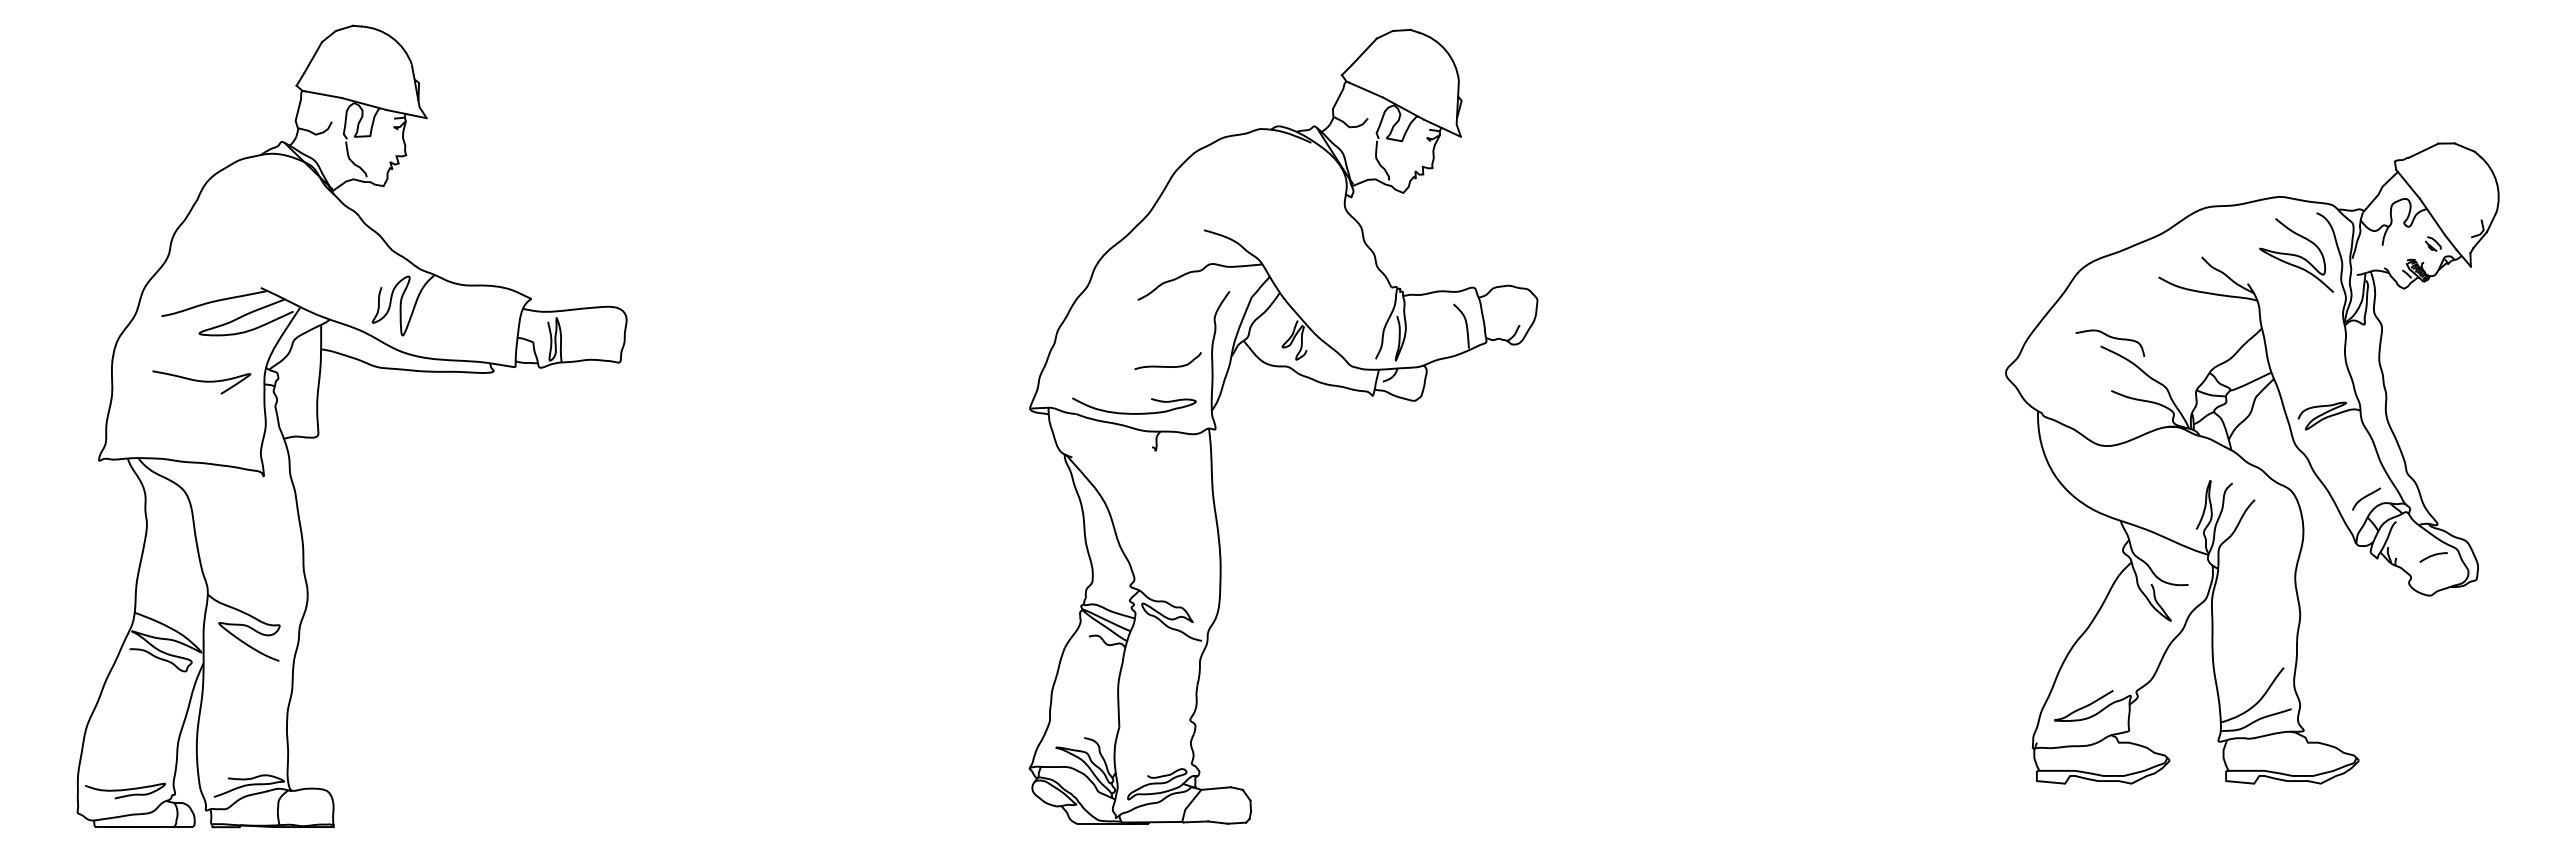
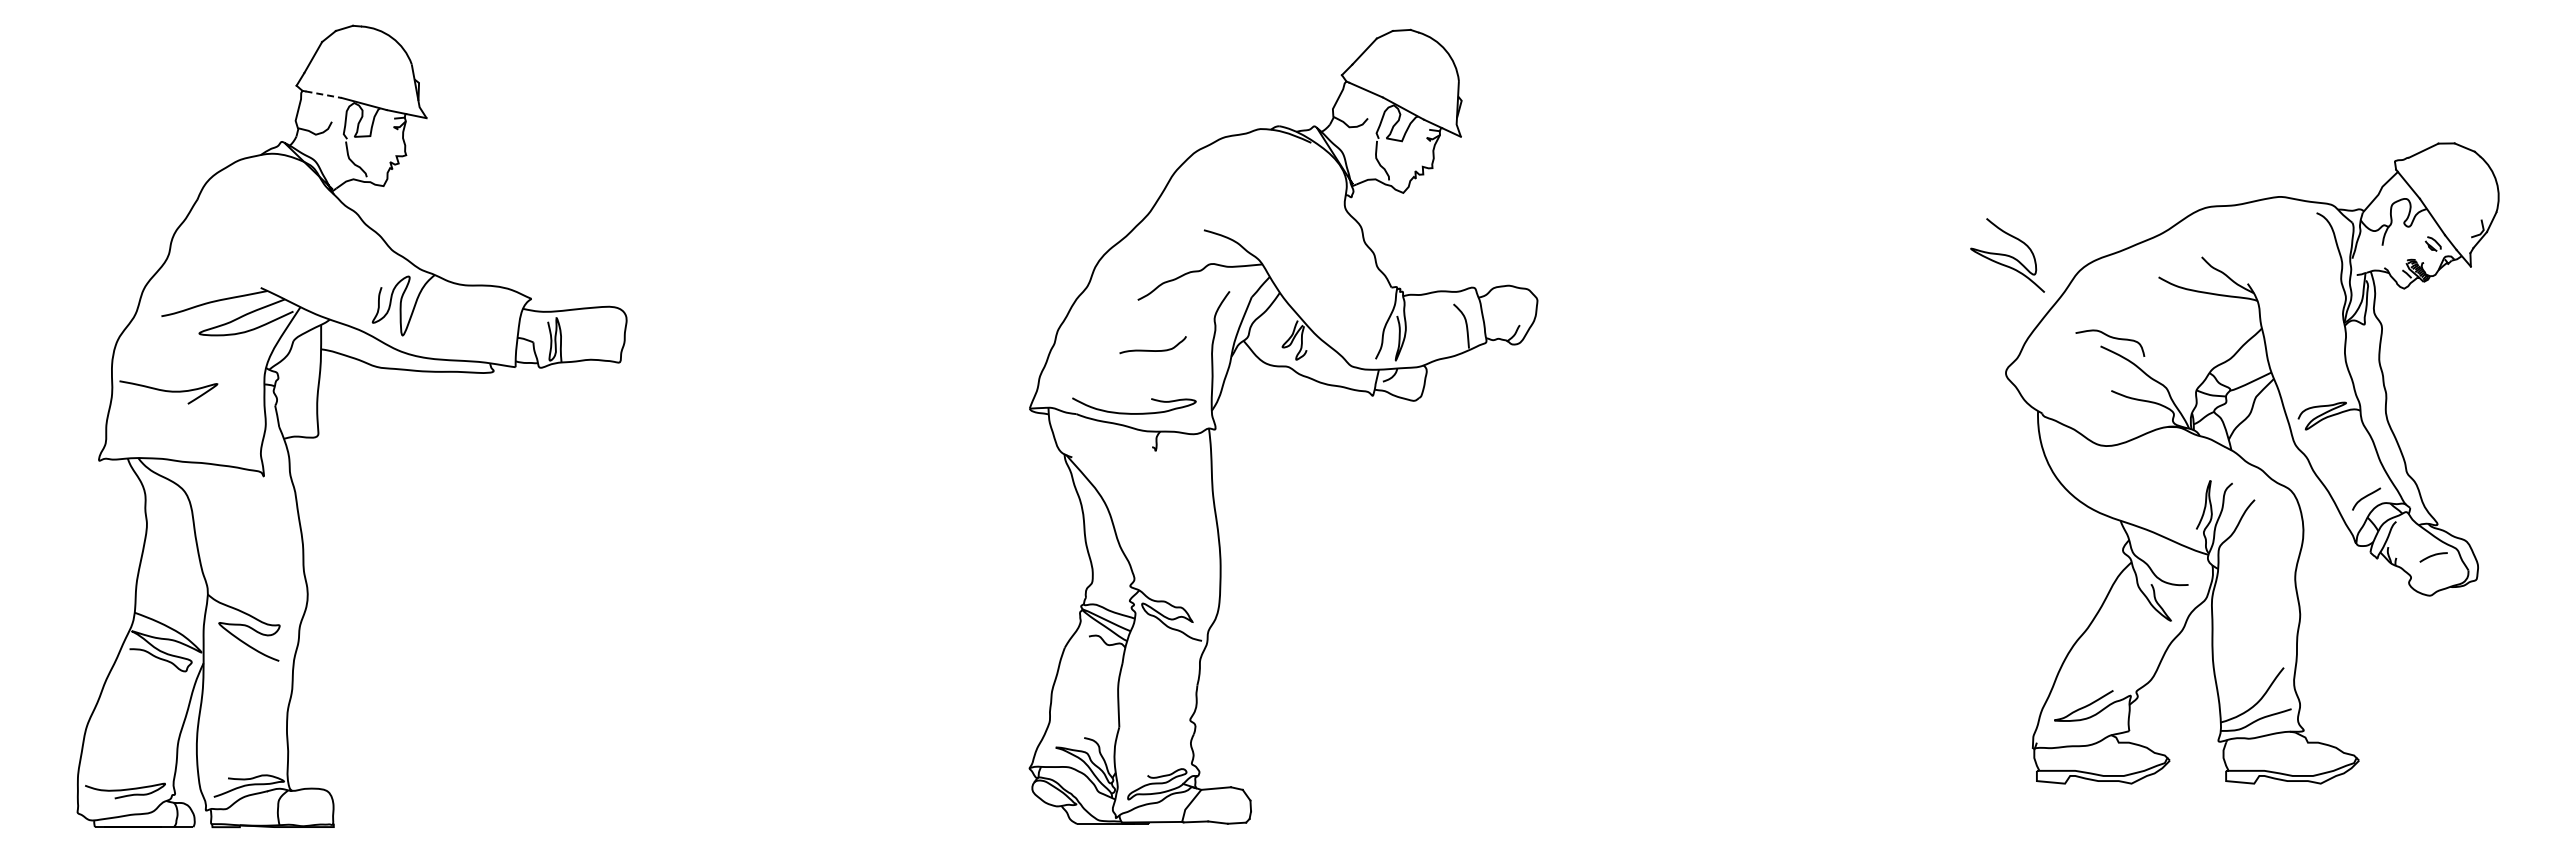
line: solid -> dashed (324, 94)
curve position: (2296, 255) -> (2007, 255) (2007, 255)
curve position: (1167, 366) -> (1152, 350) (1152, 350)
curve position: (201, 382) -> (168, 392) (168, 392)
